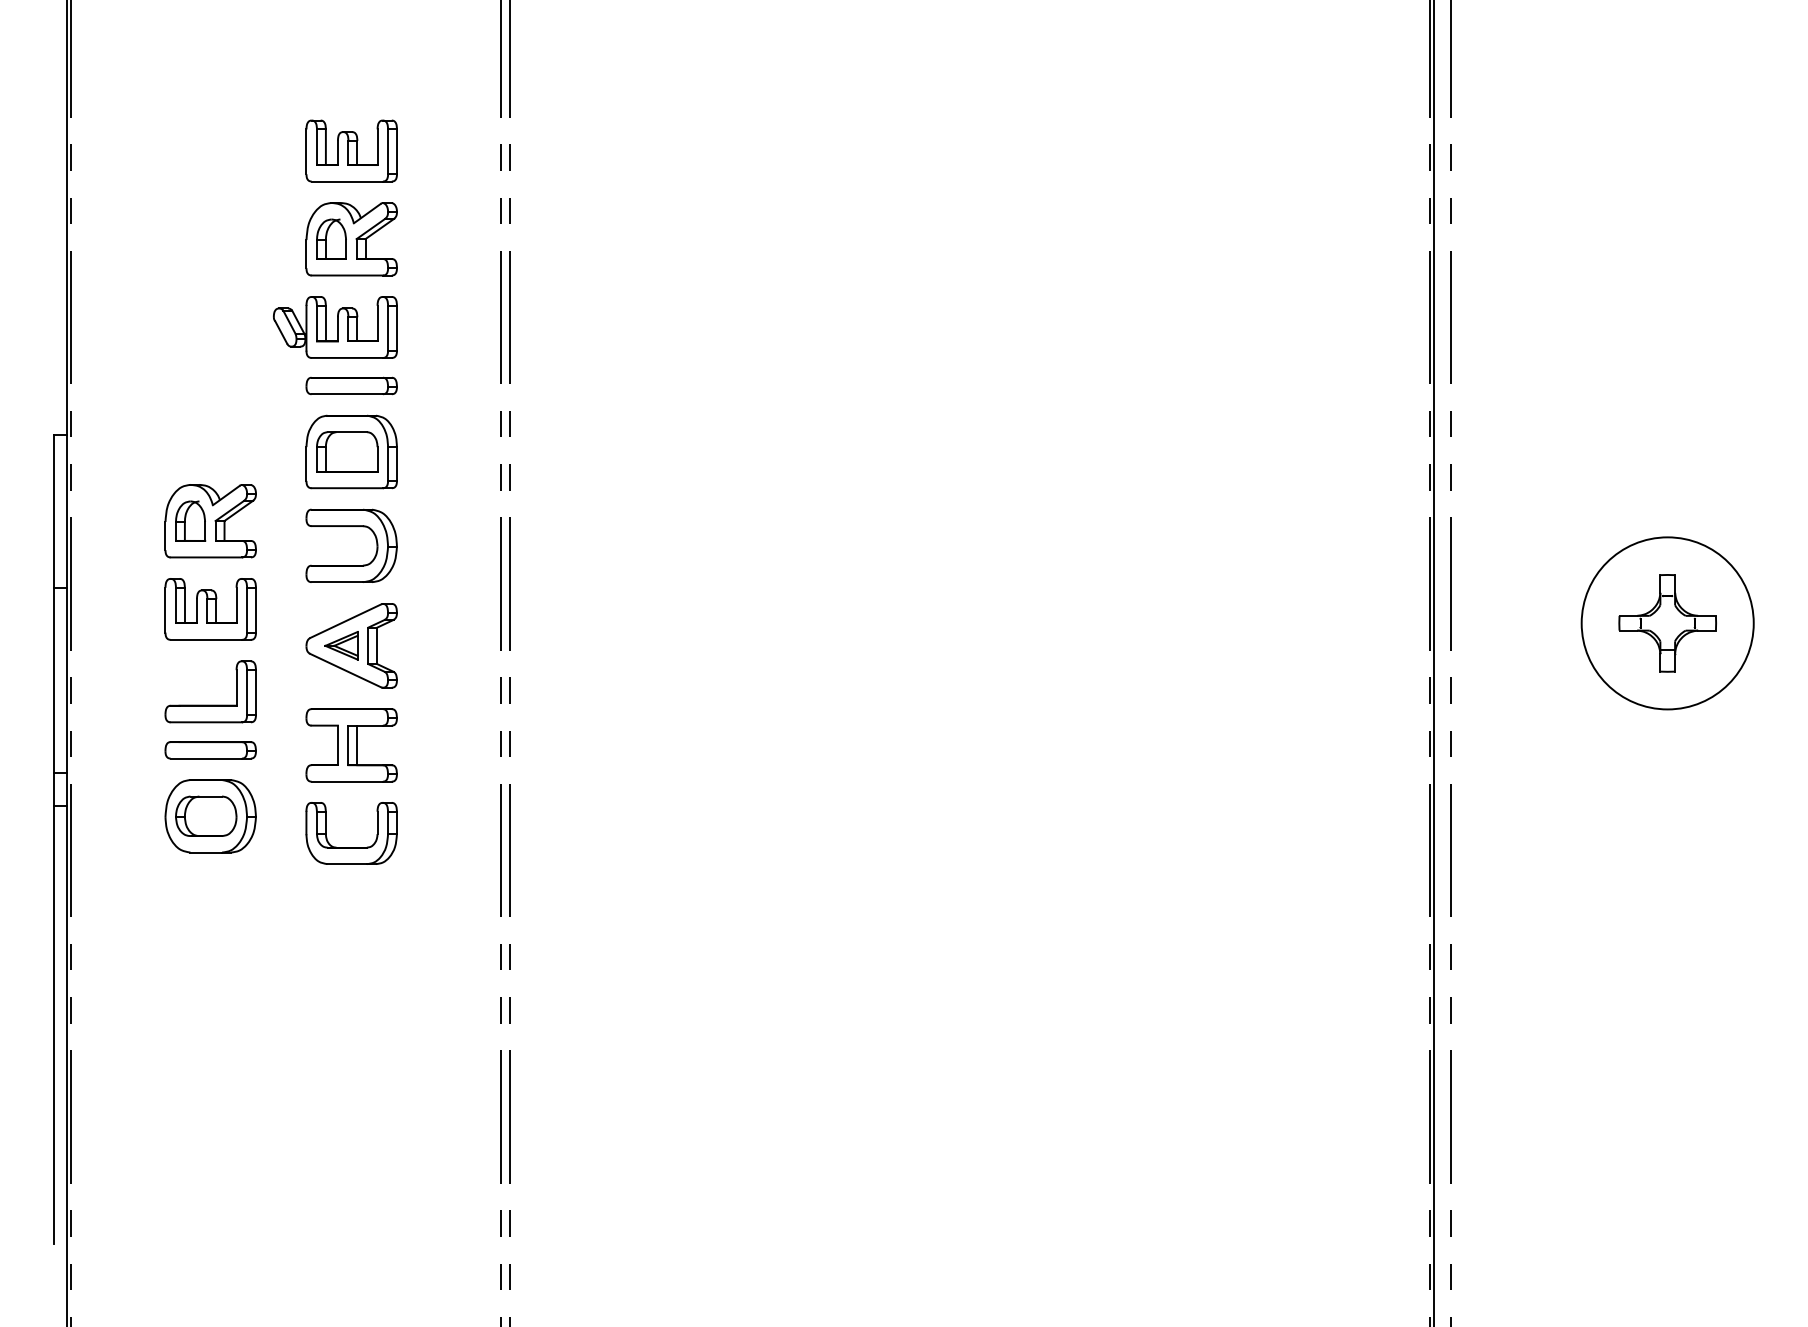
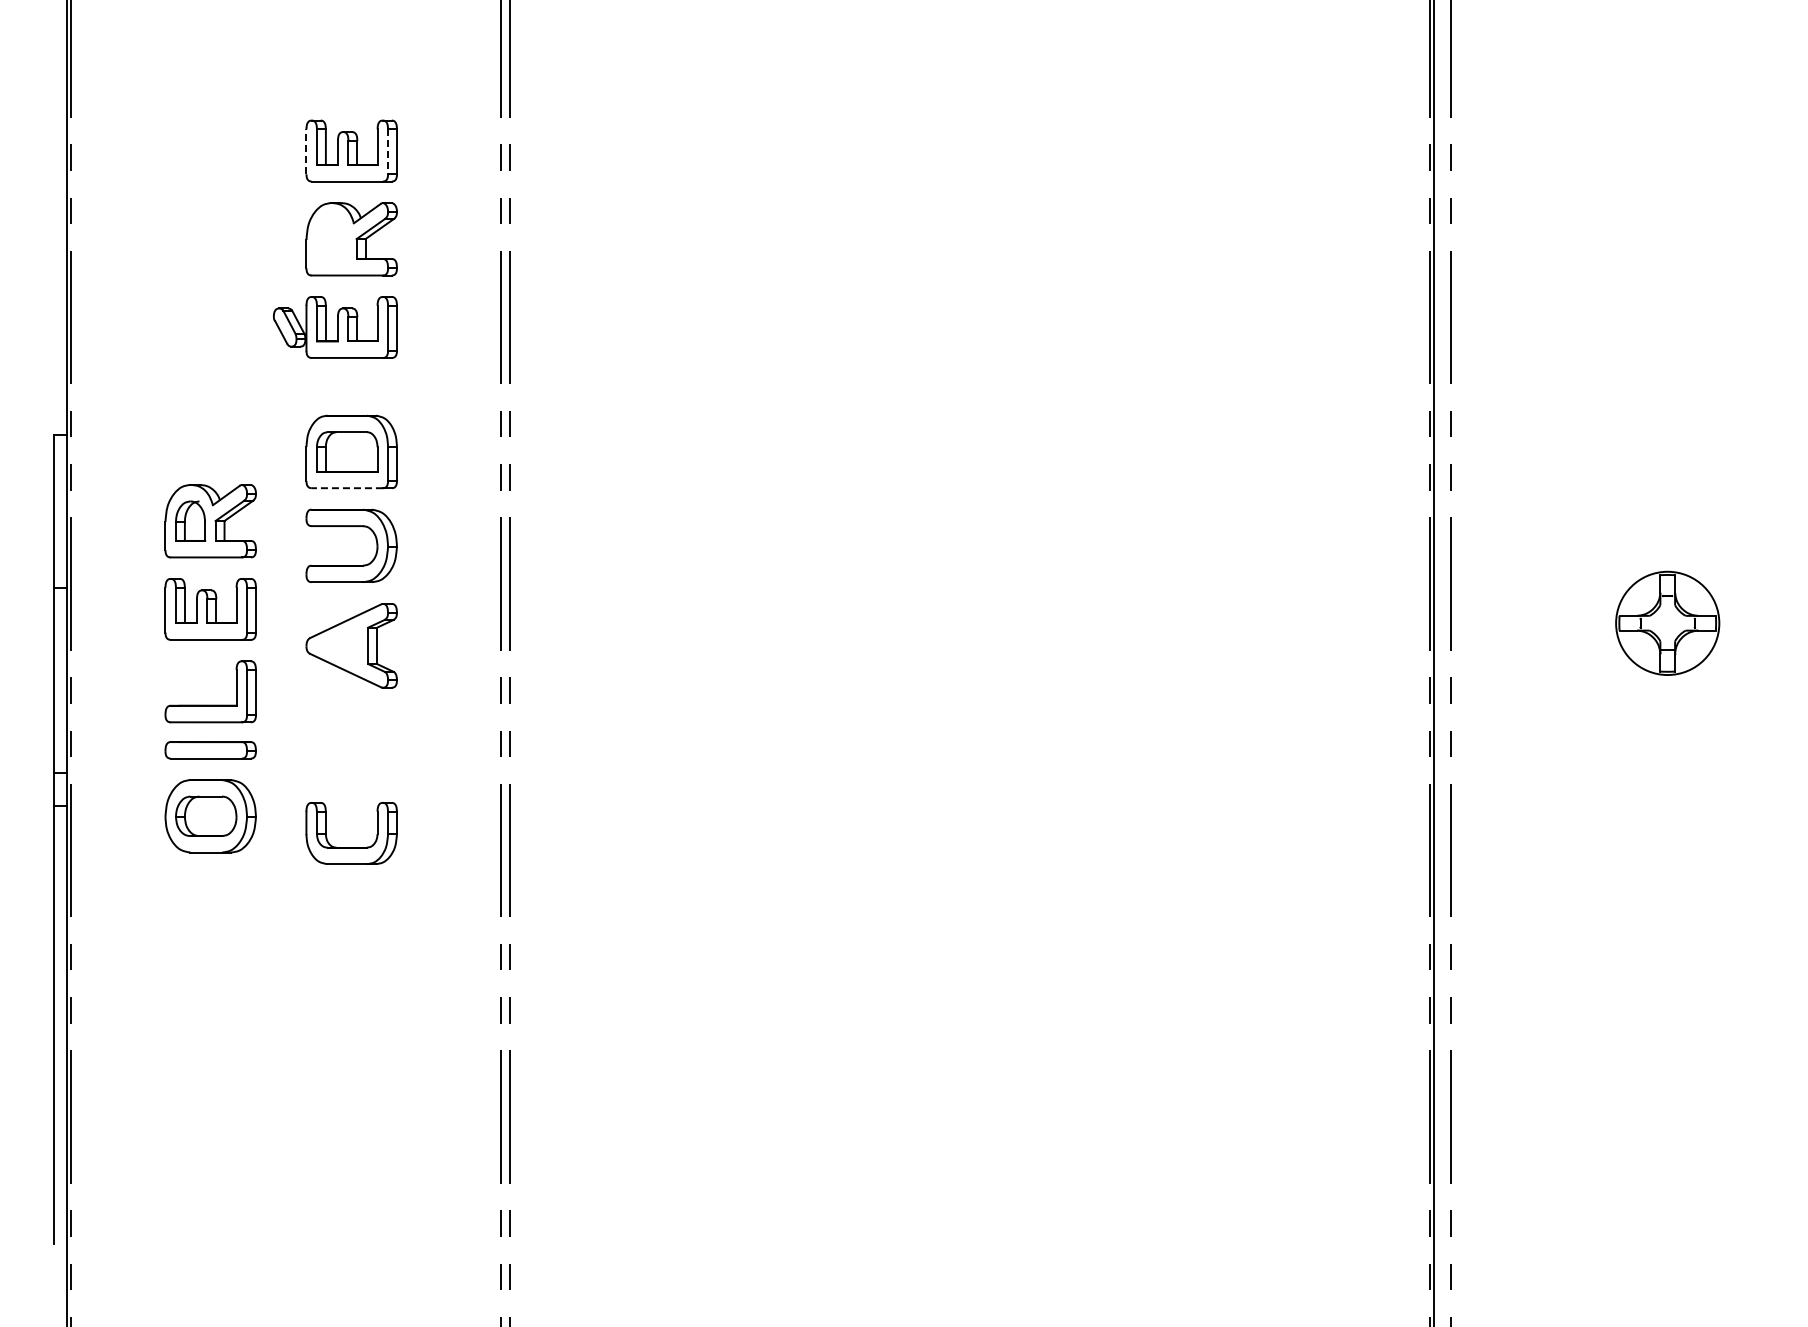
line: solid -> dashed (306, 151)
line: solid -> dashed (388, 152)
part: present -> none (331, 238)
part: present -> none (351, 385)
line: solid -> dashed (347, 488)
circle diameter: 172 px -> 103 px (1667, 623)
part: present -> none (341, 645)
part: present -> none (351, 745)
